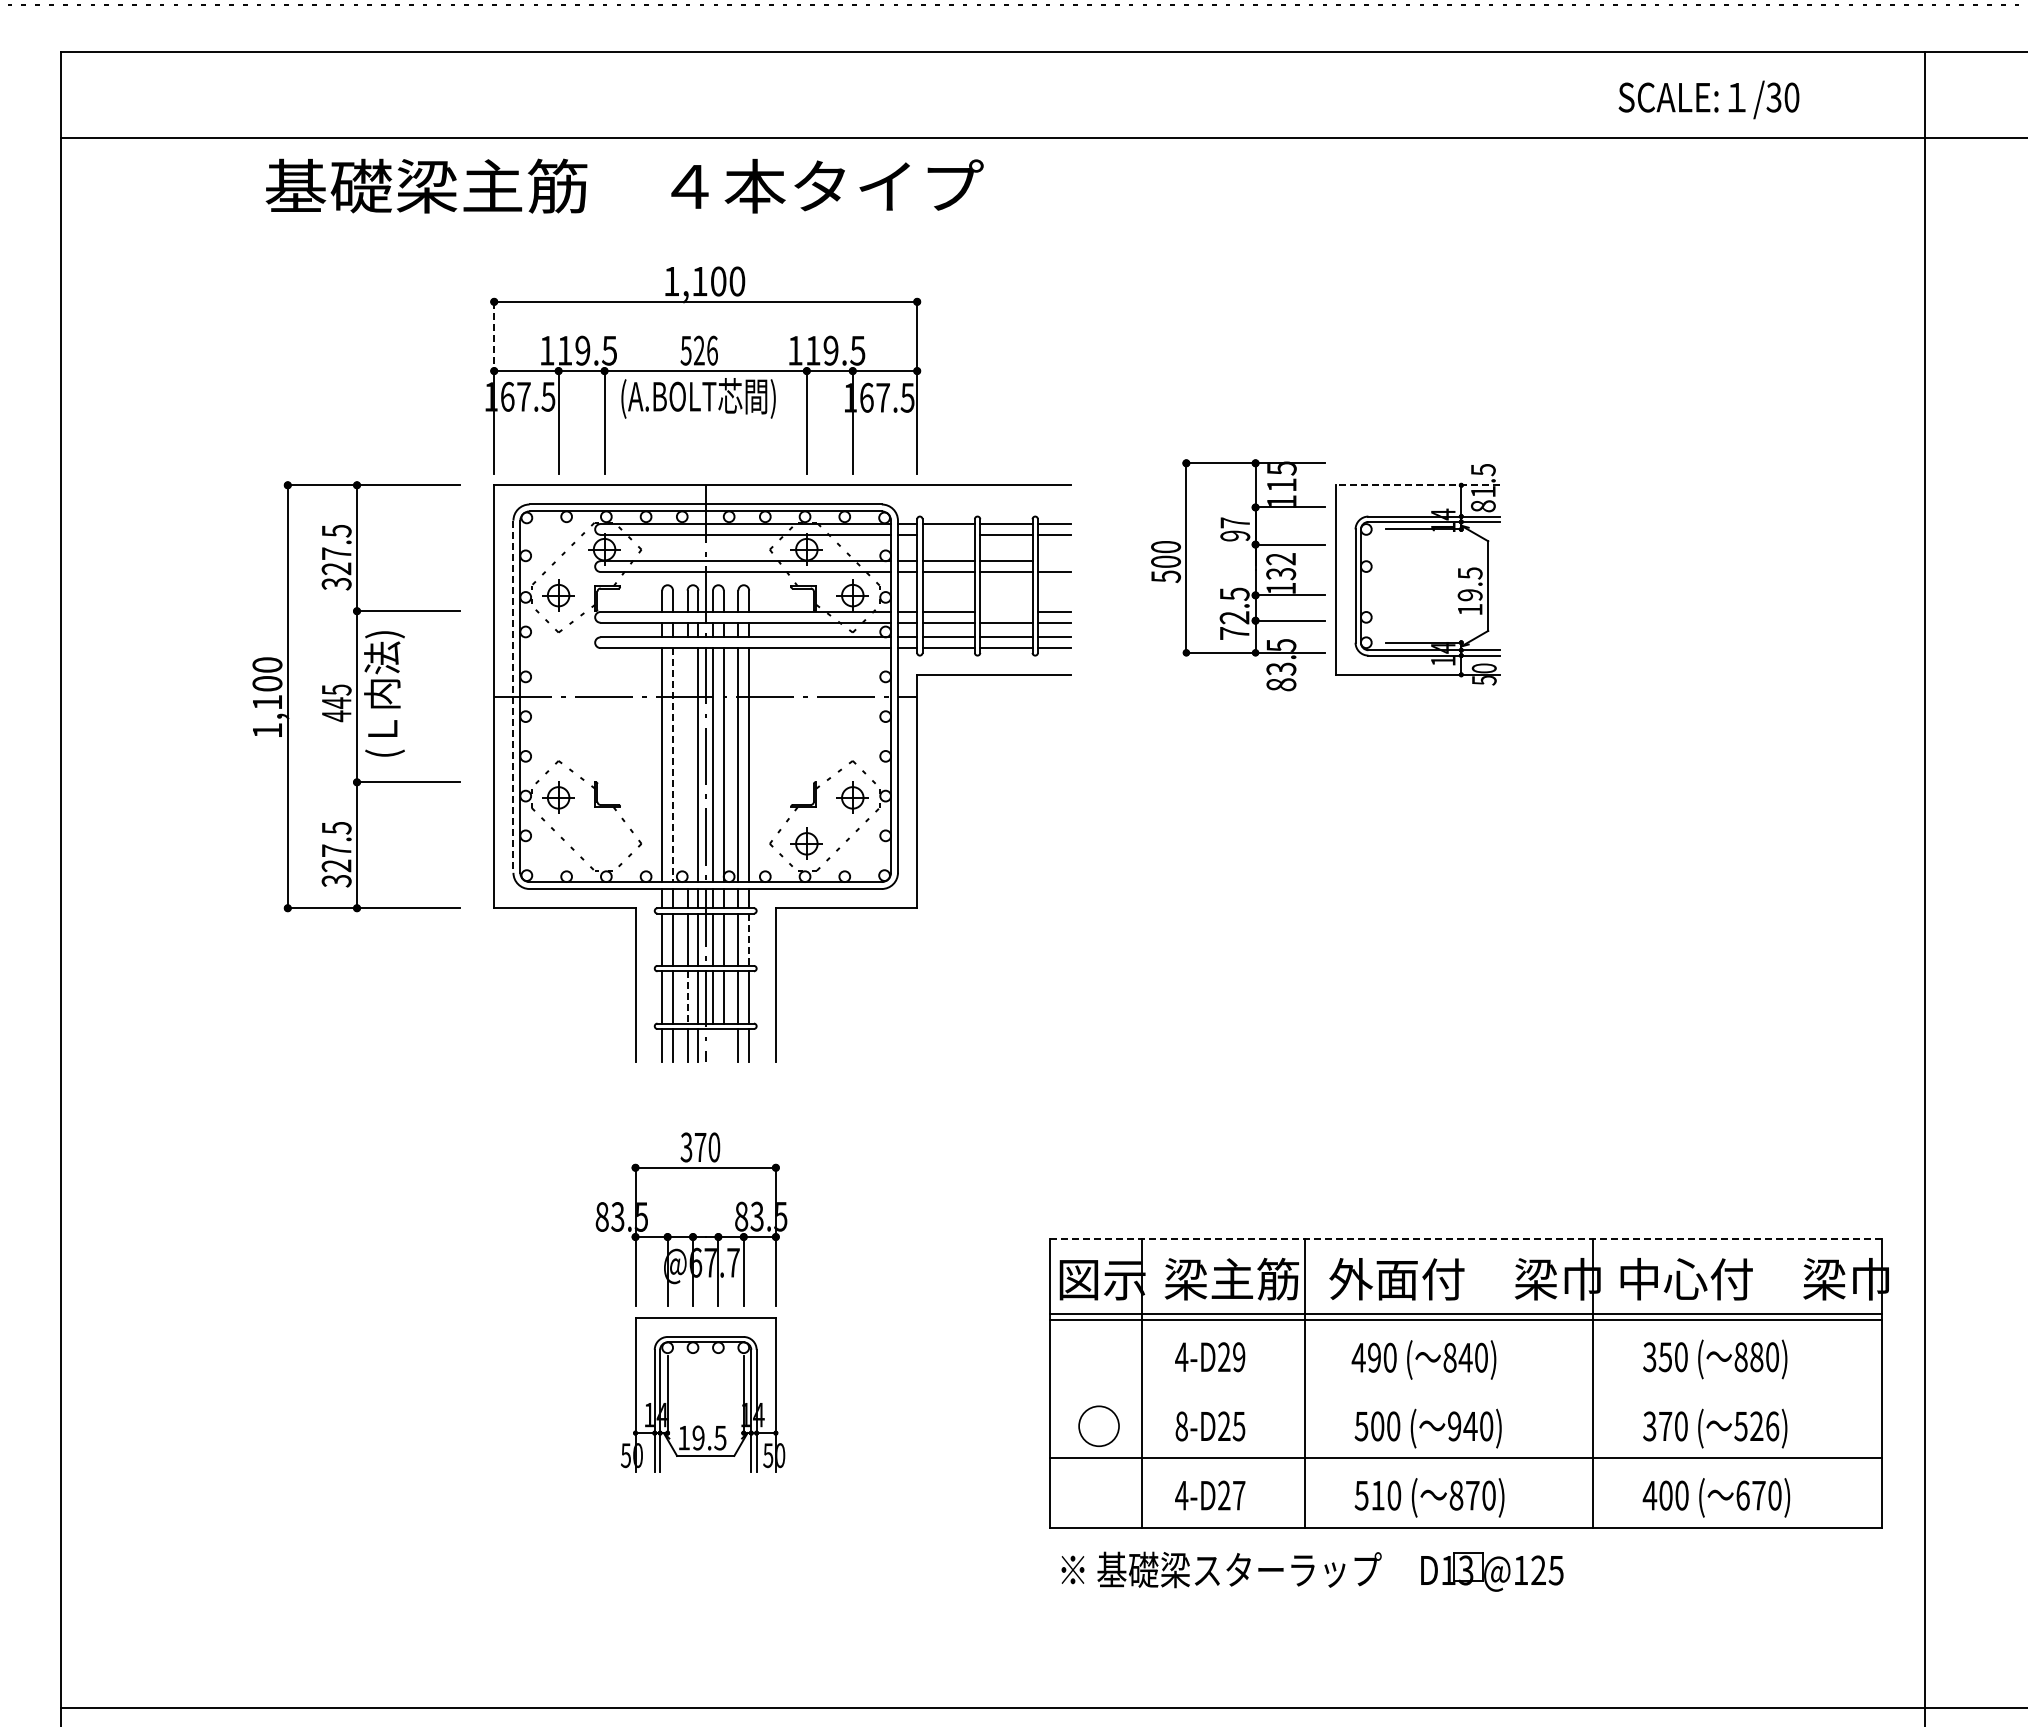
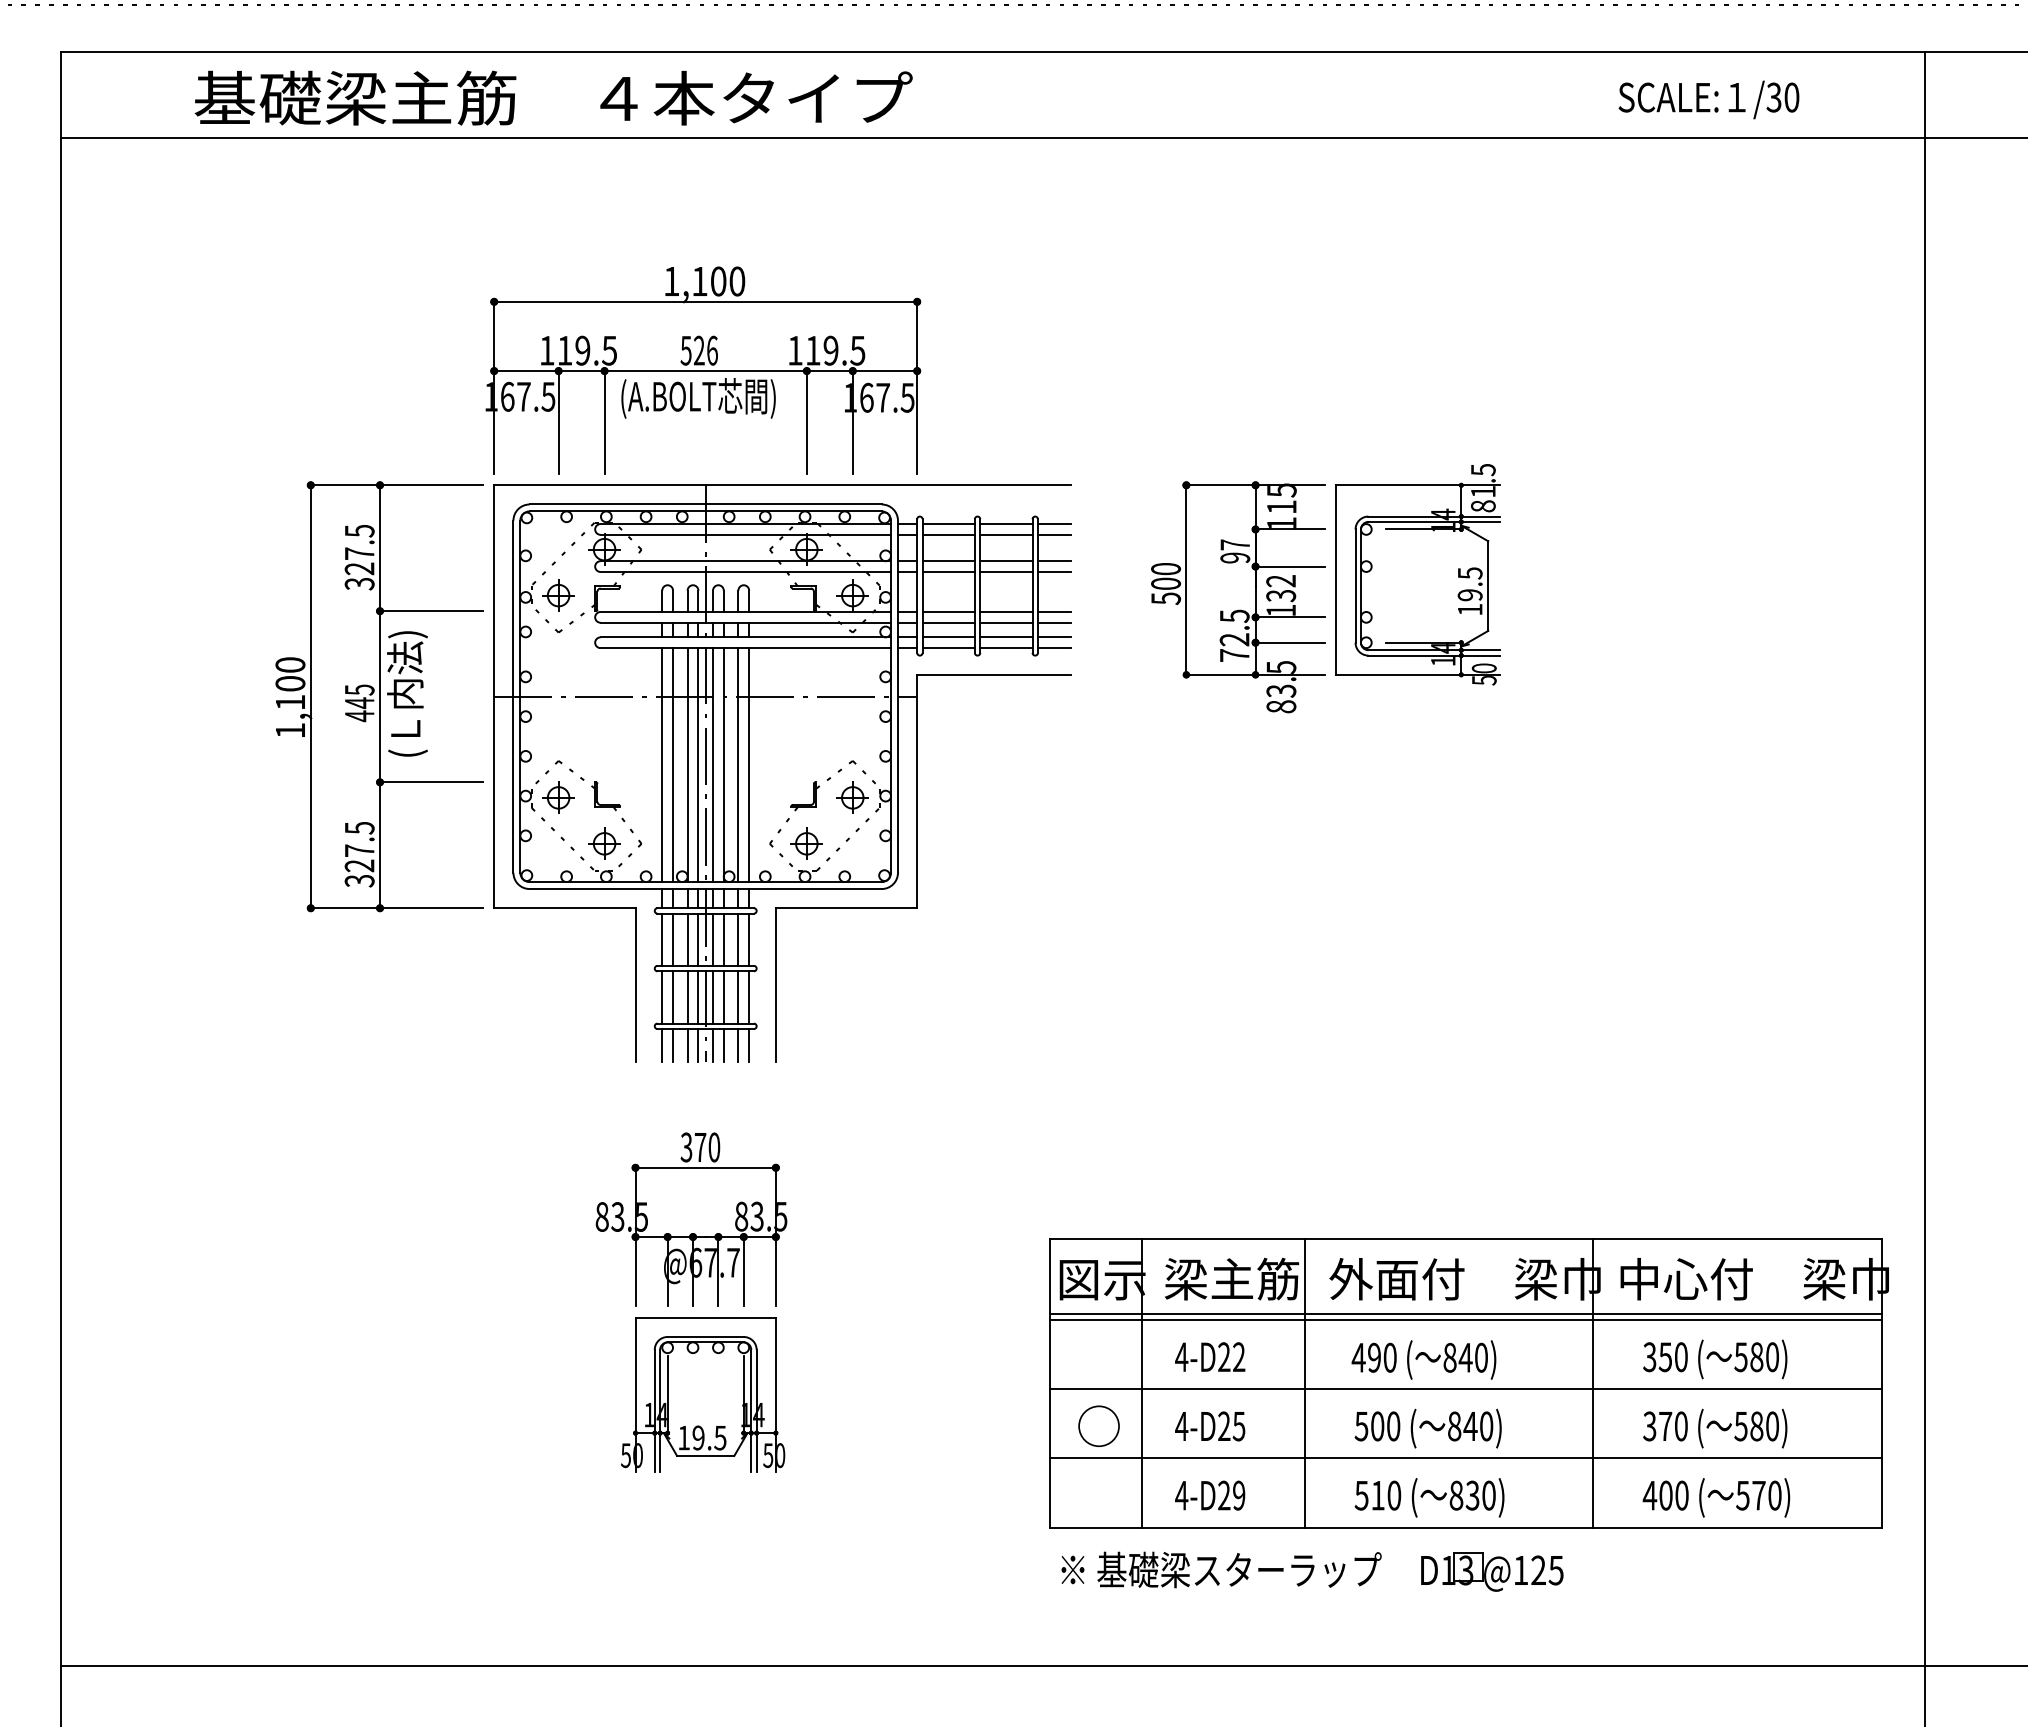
text position: (624, 185) -> (553, 97) (553, 97)
line: dashed -> solid (494, 336)
line: dashed -> solid (1418, 485)
line: none -> present (948, 534)
line: none -> present (1054, 561)
part position: (1238, 575) -> (1238, 597) (1238, 597)
line: none -> present (1006, 611)
part position: (356, 696) -> (379, 696) (379, 696)
line: dashed -> solid (513, 697)
line: dashed -> solid (673, 765)
line: none -> present (687, 765)
part: none -> present (604, 843)
line: dashed -> solid (749, 940)
line: dashed -> solid (687, 997)
line: none -> present (713, 1045)
line: none -> present (723, 1045)
line: dashed -> solid (1465, 1239)
text: 4-D29 -> 4-D22 (1239, 1357)
text: 880) -> 580) (1740, 1357)
line: none -> present (1465, 1389)
text: 8-D25 -> 4-D25 (1181, 1426)
text: 940) -> 840) (1454, 1426)
text: 526) -> 580) (1764, 1426)
text: 4-D27 -> 4-D29 (1239, 1495)
text: 870) -> 830) (1472, 1495)
text: 670) -> 570) (1742, 1495)
line position: (1042, 1707) -> (1042, 1665) (1042, 1665)
